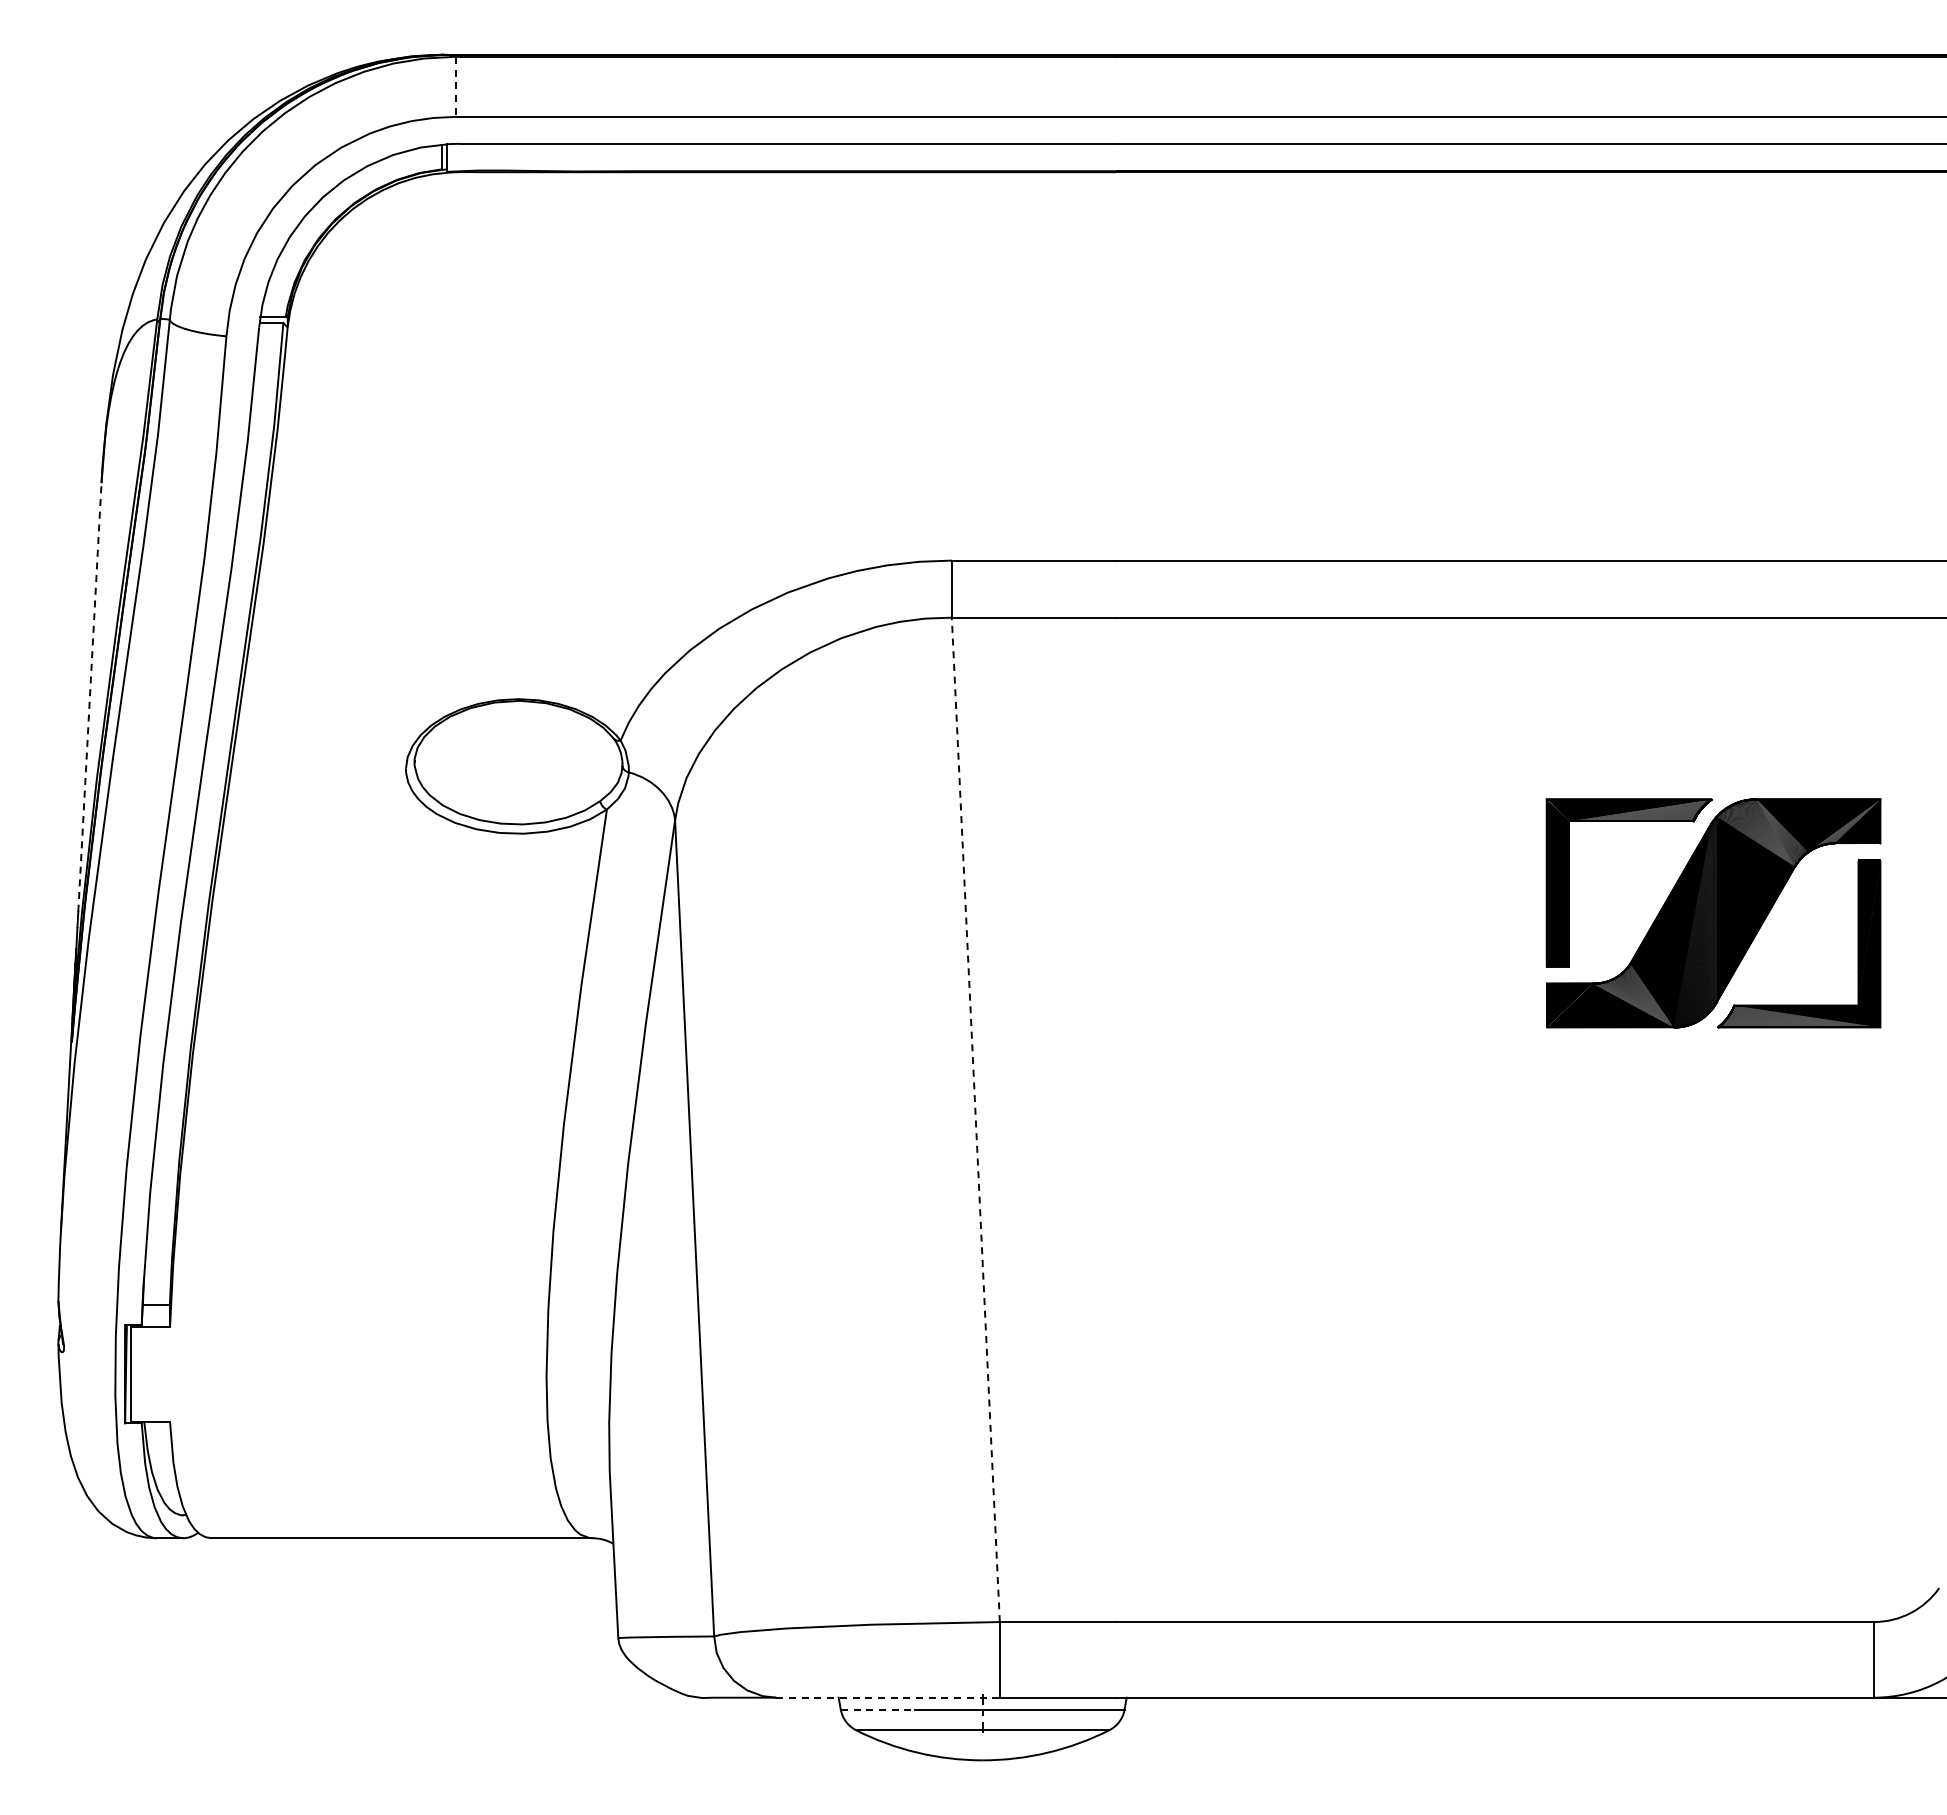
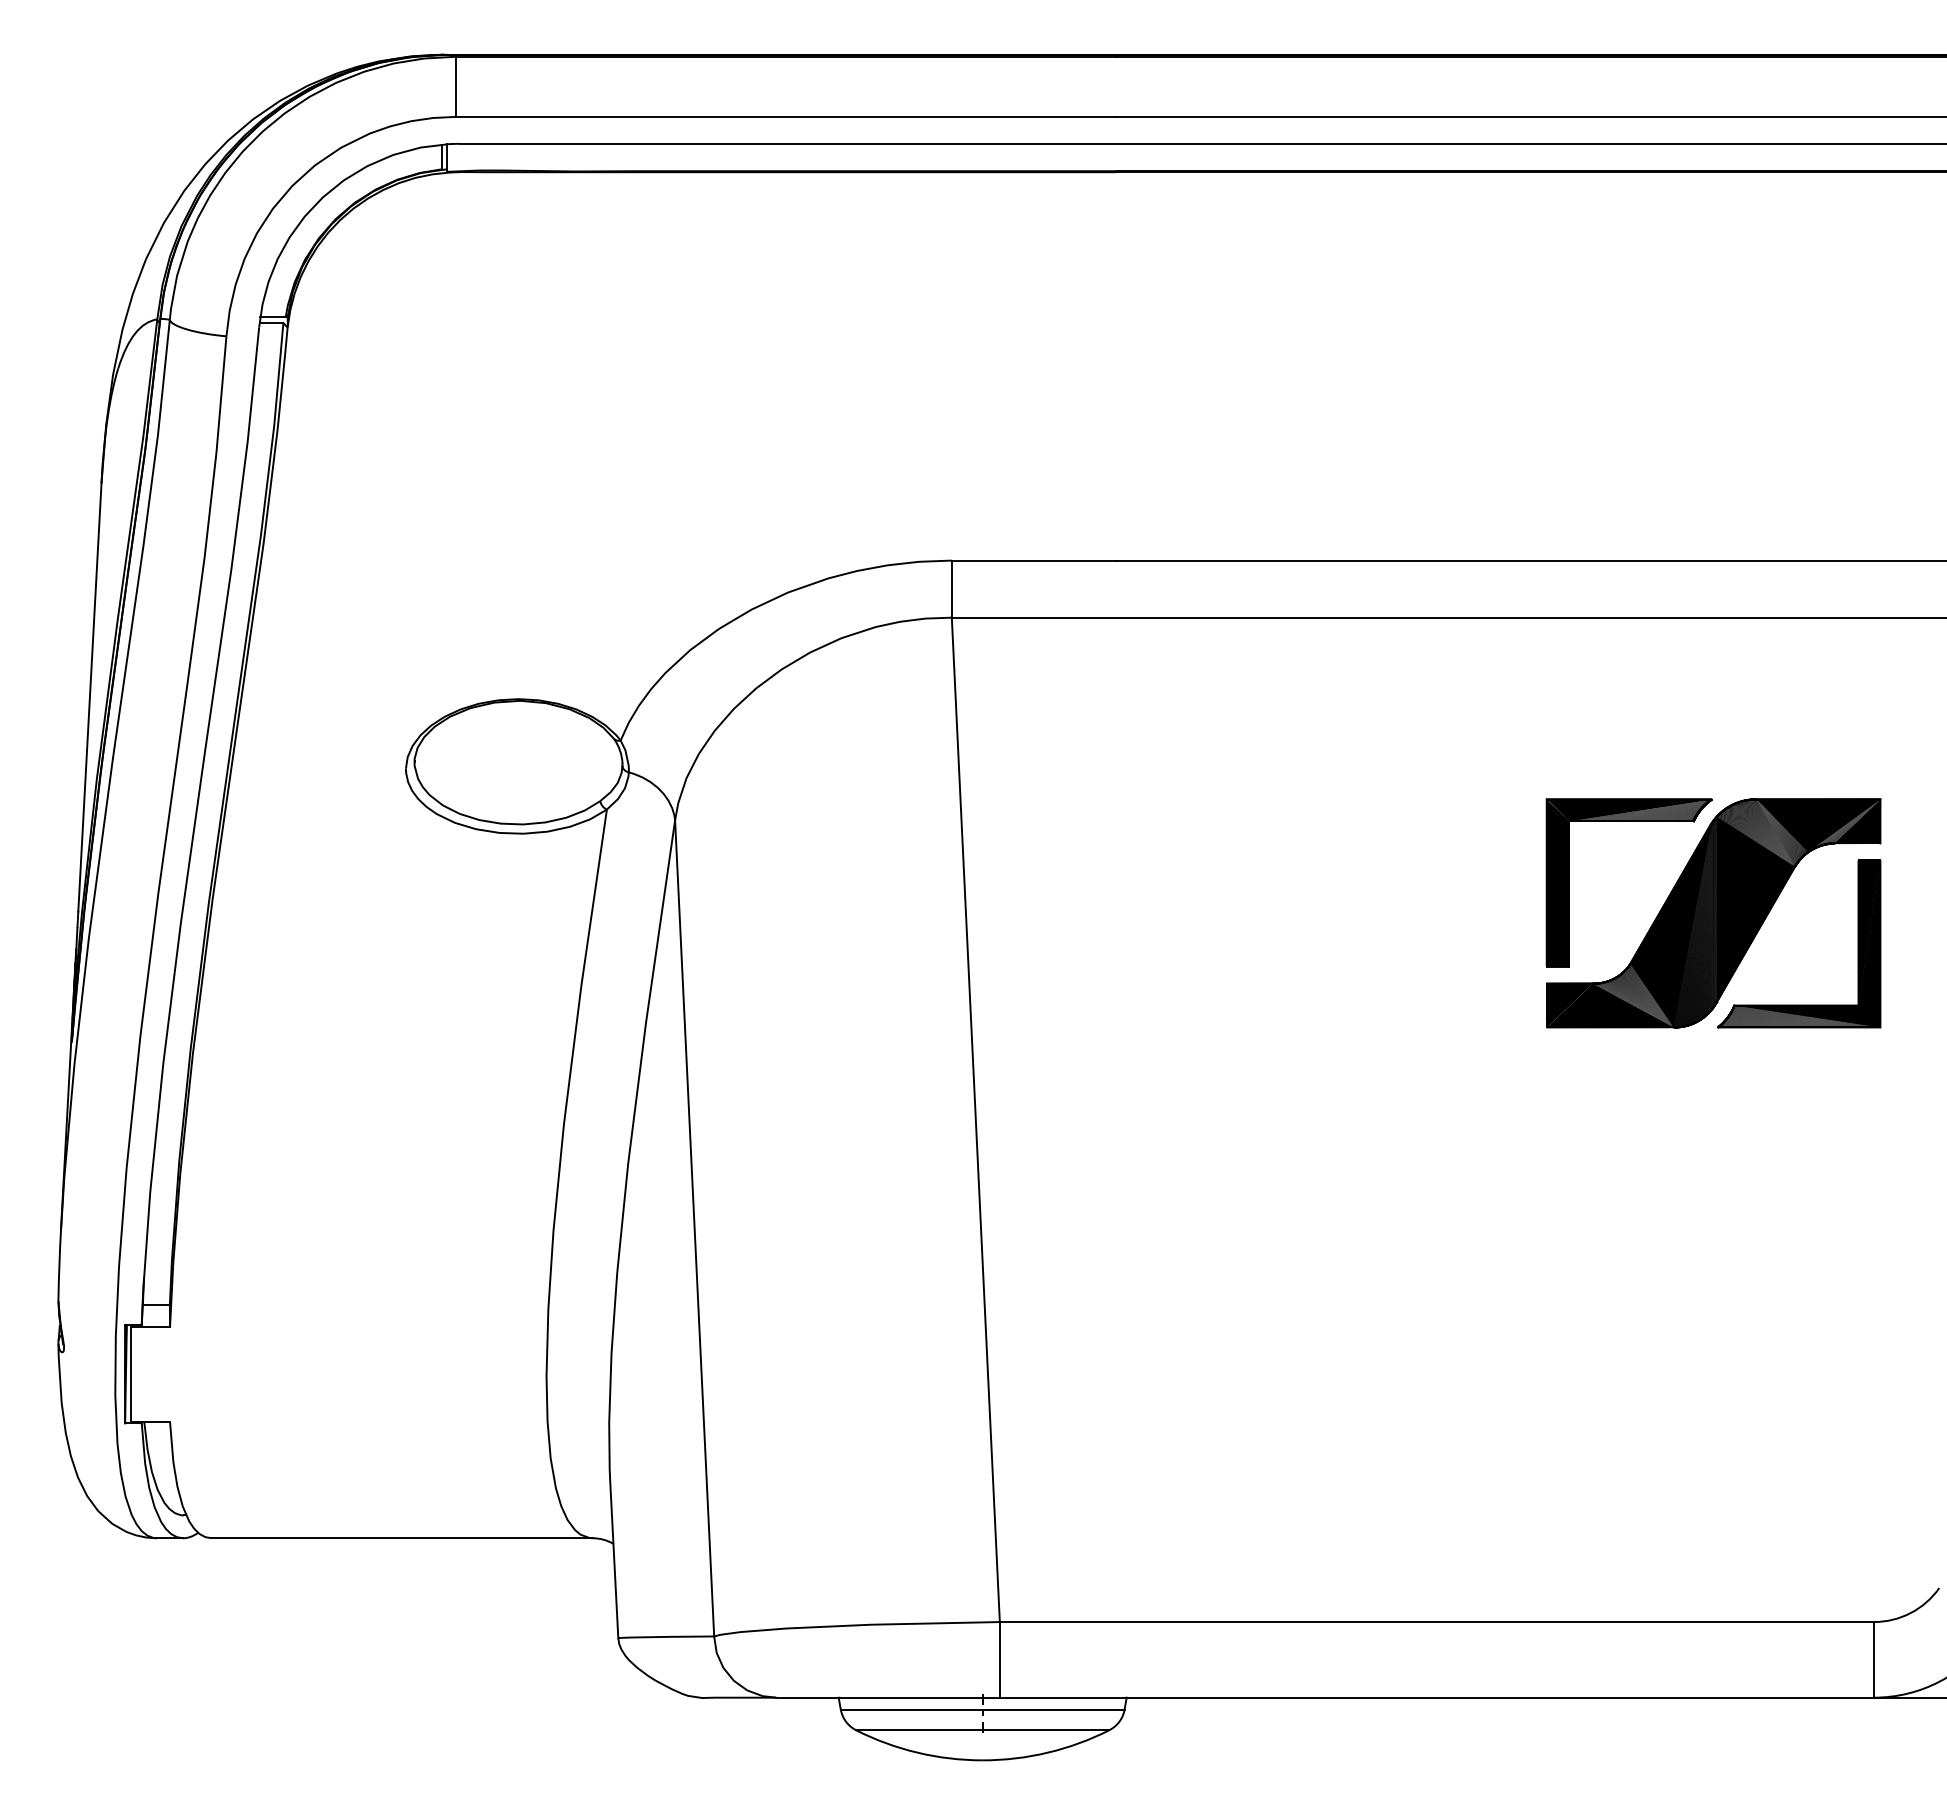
line: dashed -> solid (455, 87)
line: dashed -> solid (89, 697)
line: dashed -> solid (975, 1119)
line: dashed -> solid (888, 1697)
line: dashed -> solid (877, 1709)
